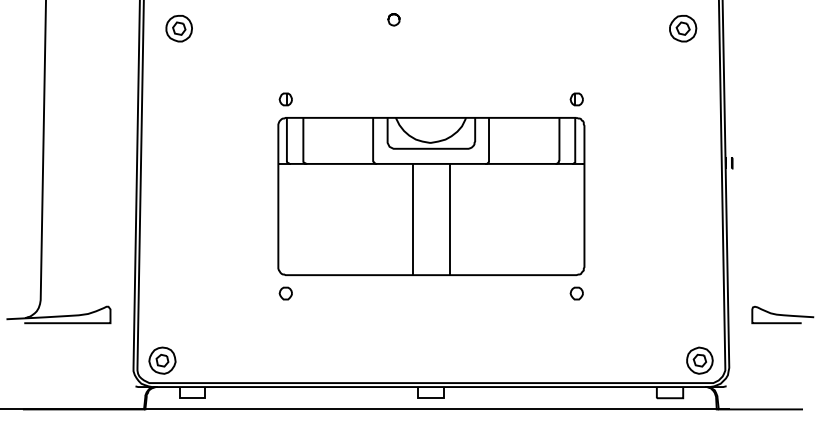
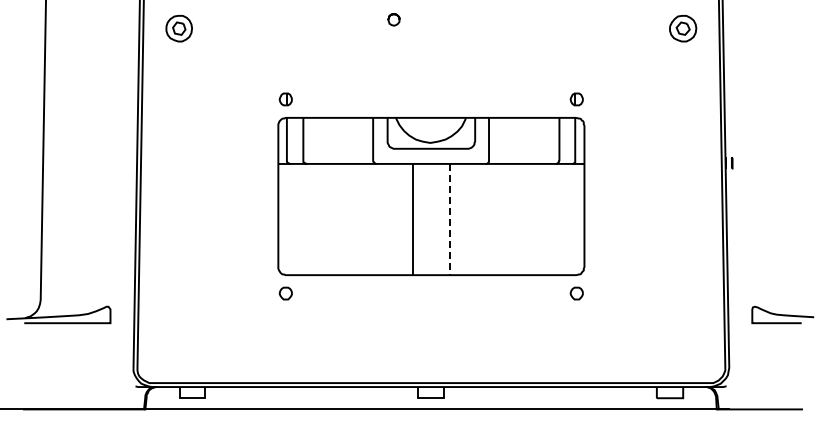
line: solid -> dashed (450, 218)
part: present -> none (162, 360)
part: present -> none (699, 360)
